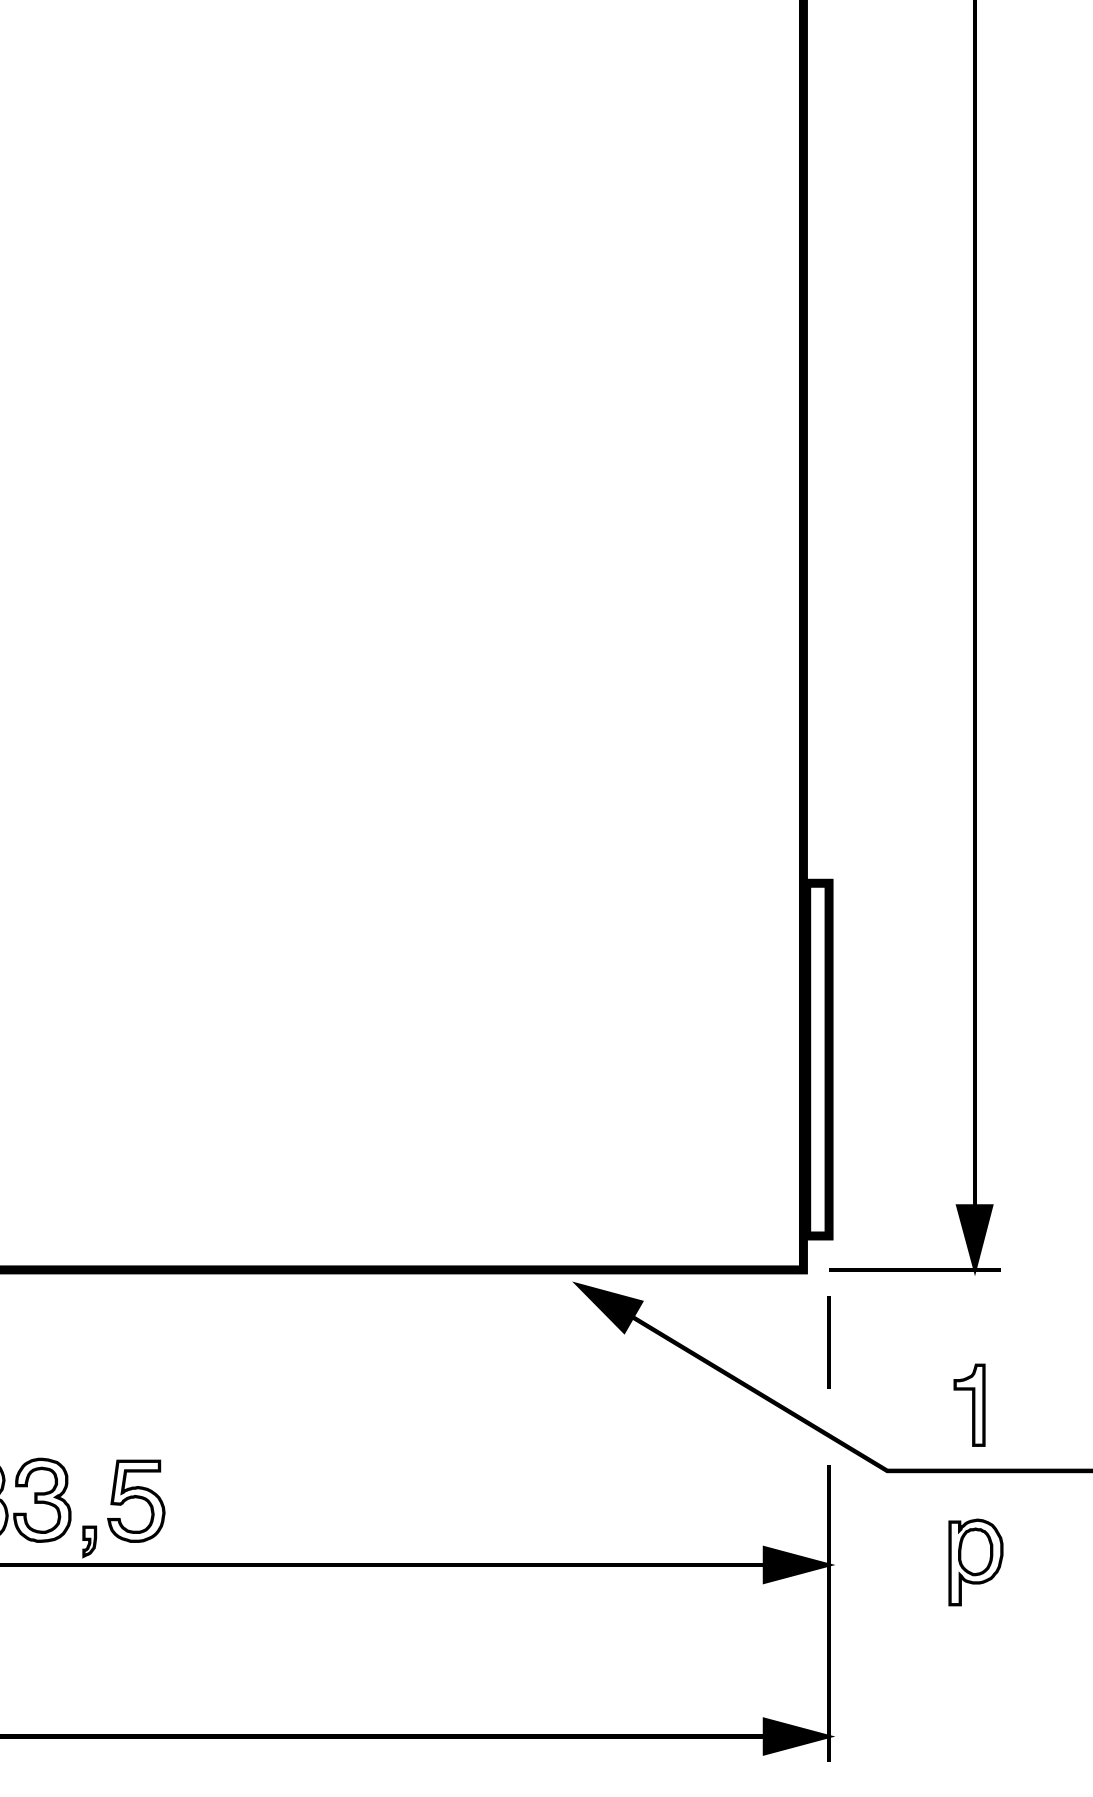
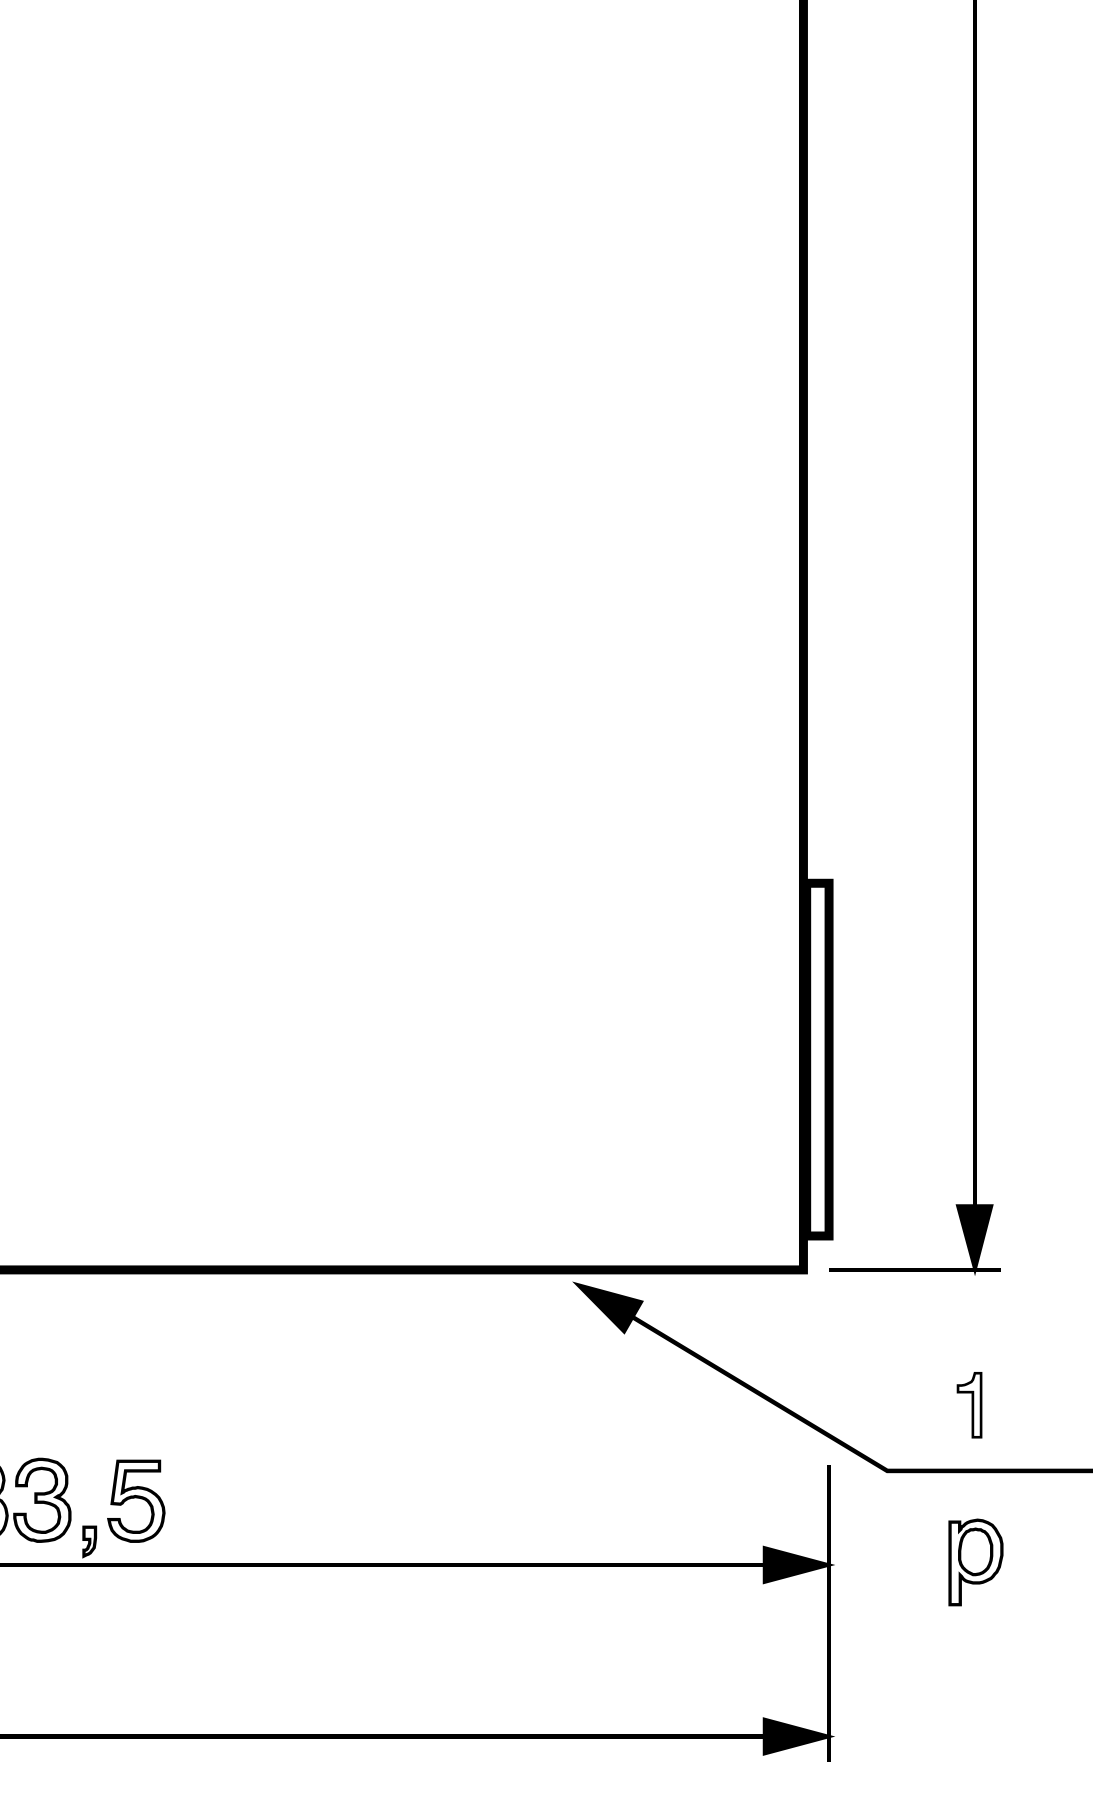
line: present -> none (828, 1342)
part size: 33x84 px -> 27x67 px (969, 1405)
